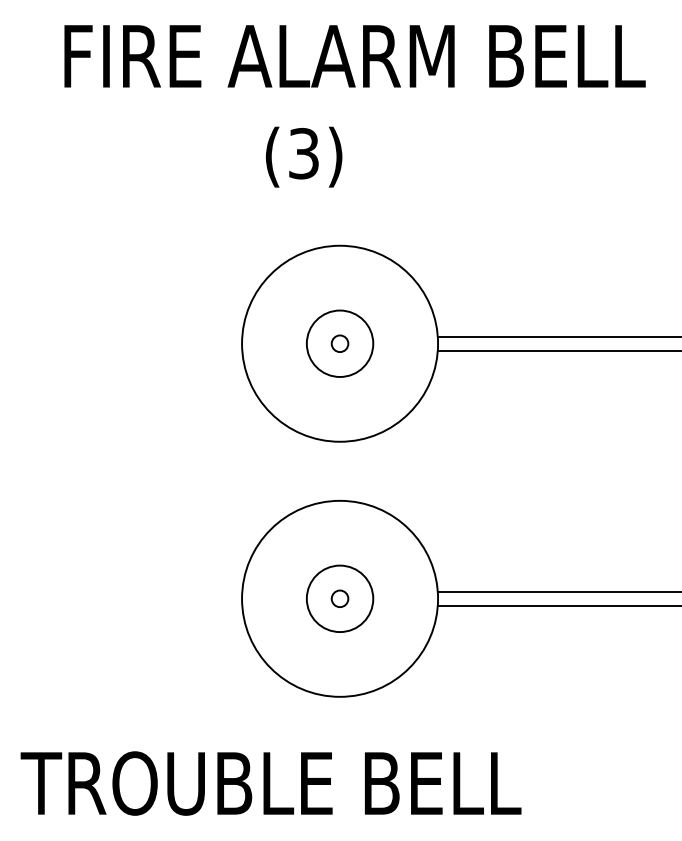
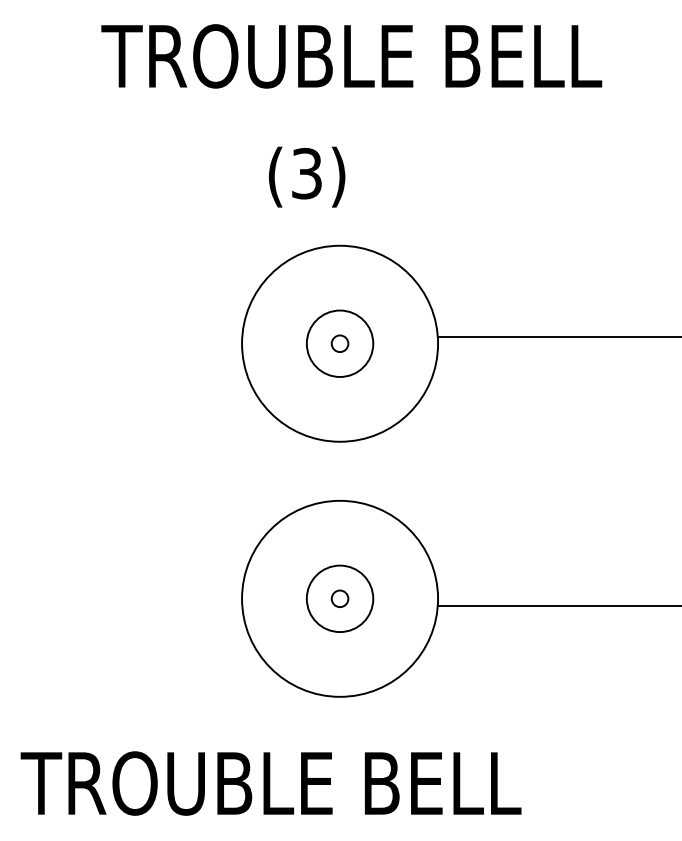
text: FIRE ALARM BELL -> TROUBLE BELL (354, 56)
text position: (303, 156) -> (306, 176) (306, 176)
line: present -> none (557, 350)
line: present -> none (557, 591)
